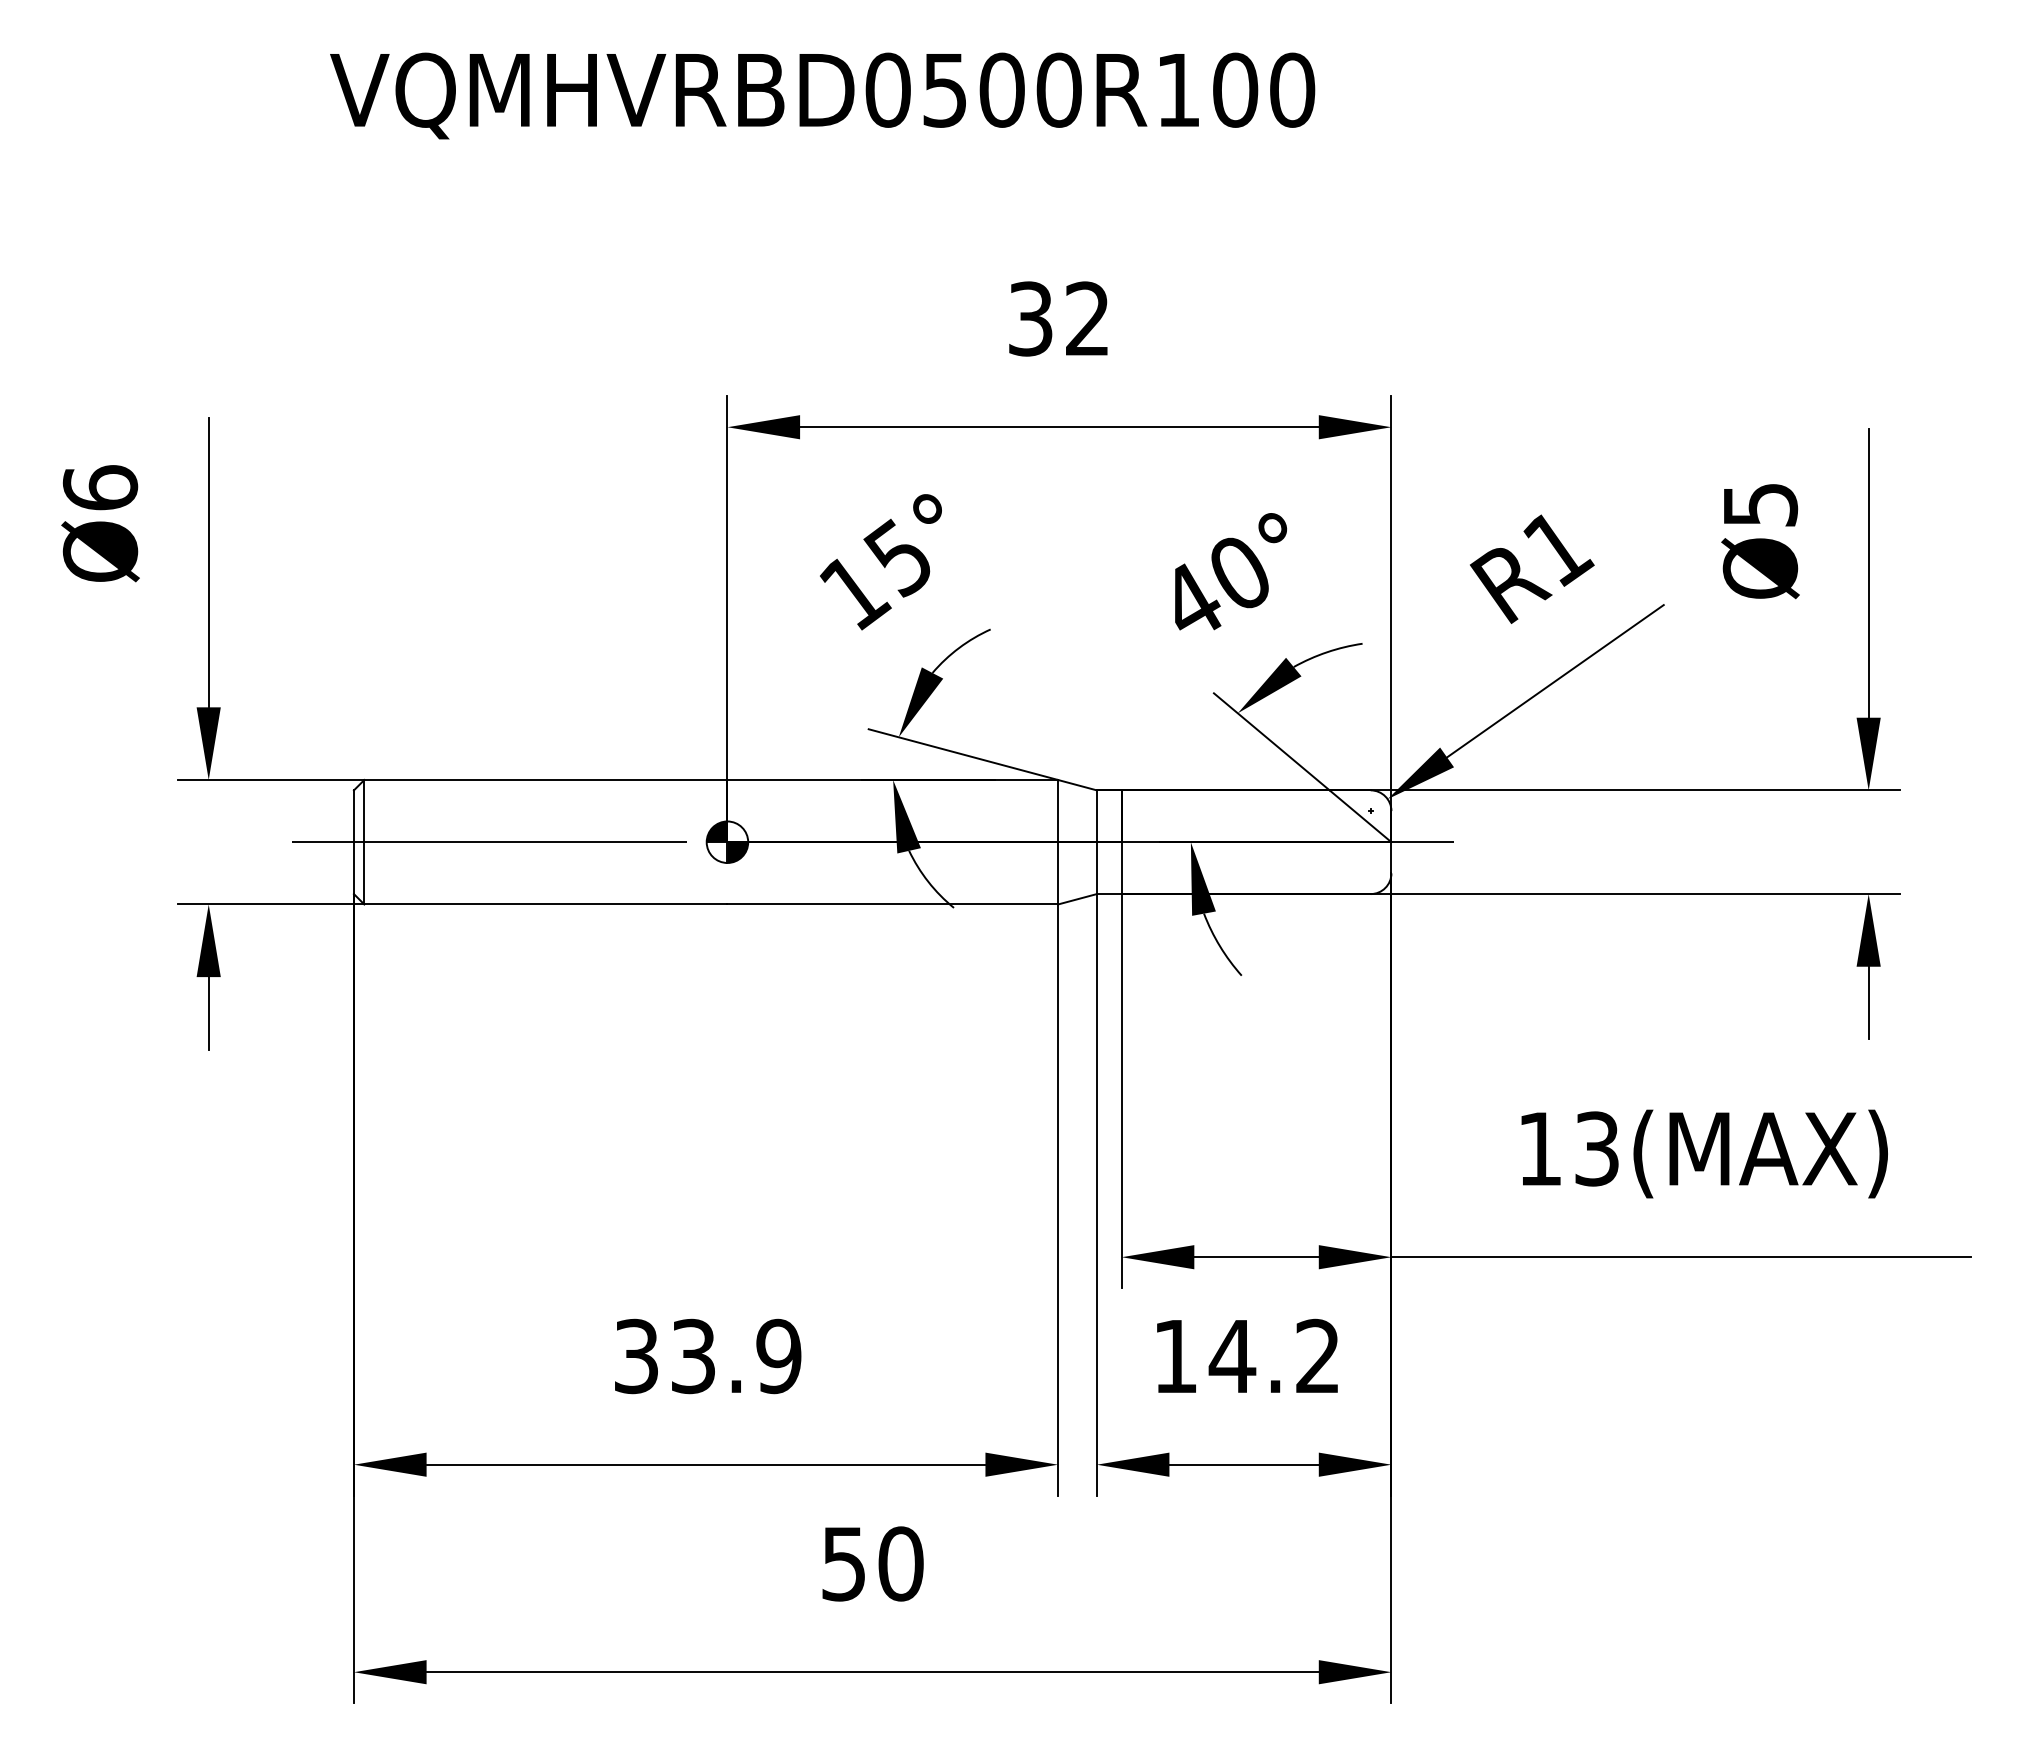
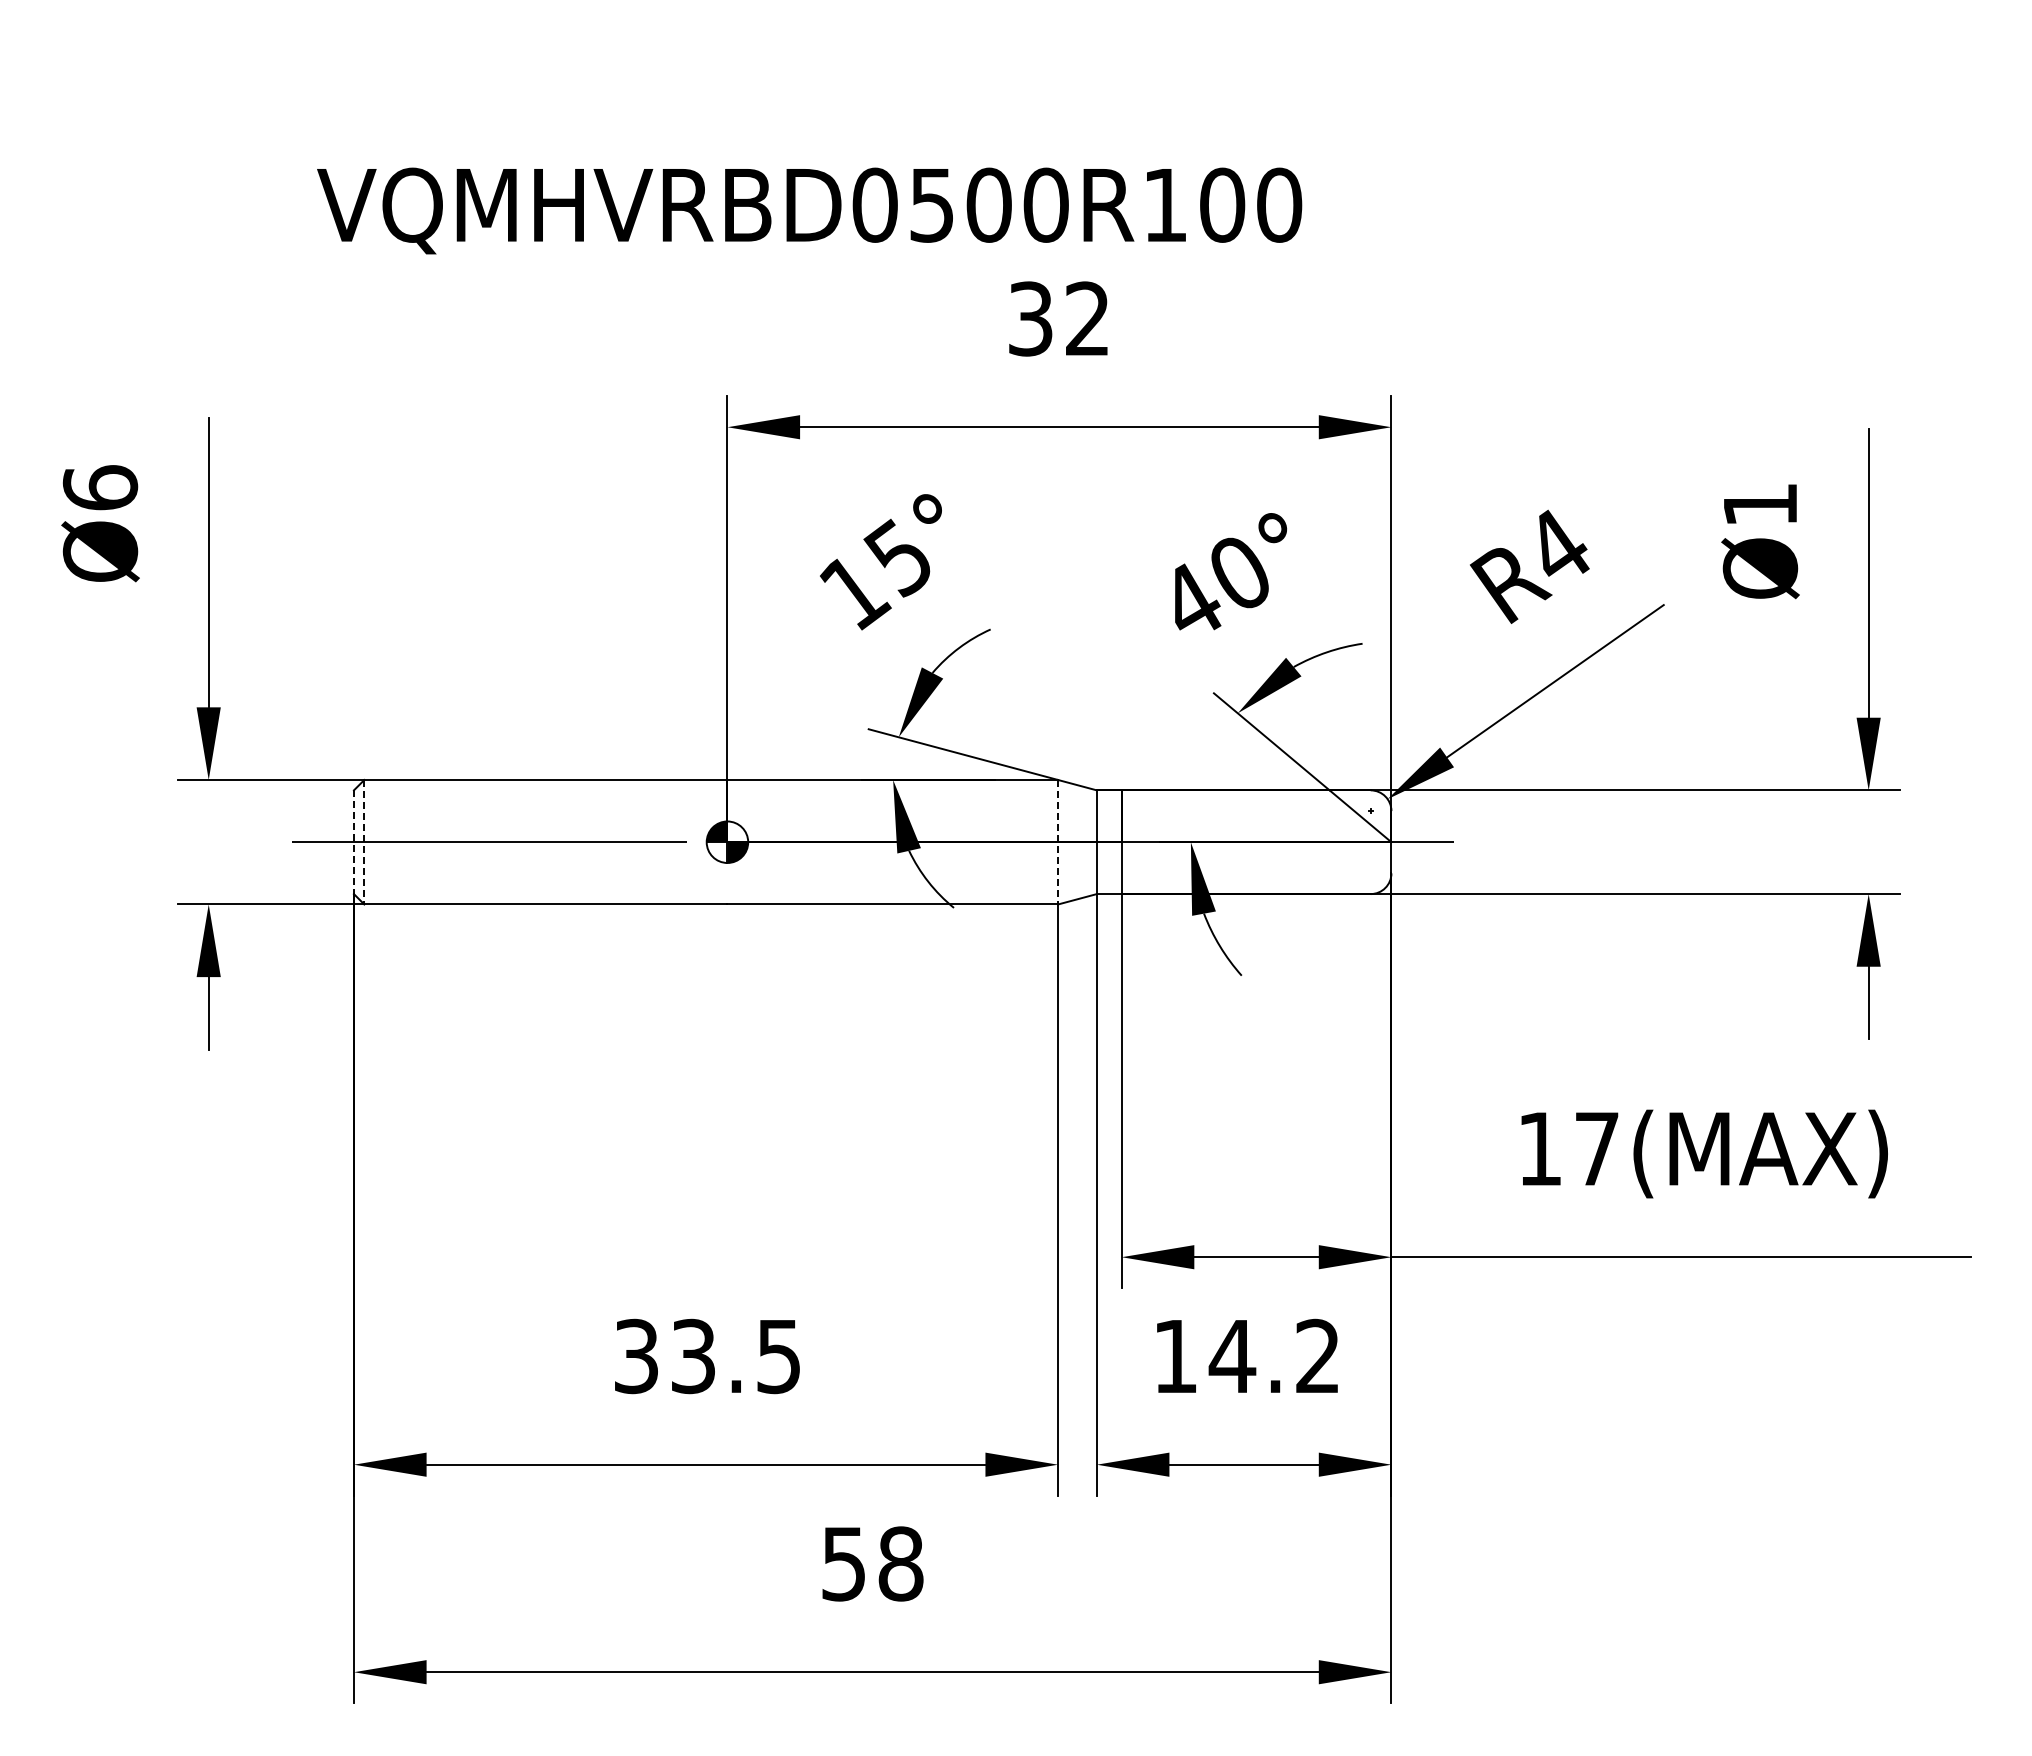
text position: (822, 95) -> (809, 210) (809, 210)
text: Ø5 -> Ø1 (1761, 505)
text: R1 -> R4 (1558, 547)
line: solid -> dashed (353, 842)
line: solid -> dashed (364, 842)
line: solid -> dashed (1058, 842)
text: 13(MAX) -> 17(MAX) (1596, 1148)
text: 33.9 -> 33.5 (778, 1355)
text: 50 -> 58 (900, 1563)
